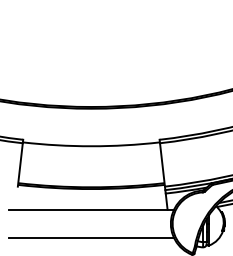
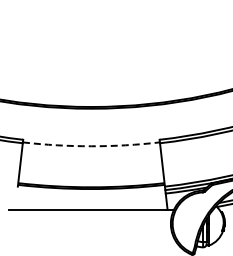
arc: solid -> dashed (91, 146)
line: present -> none (90, 237)
